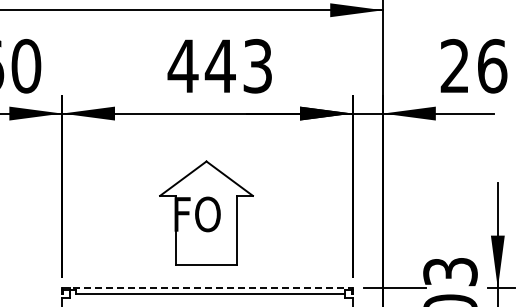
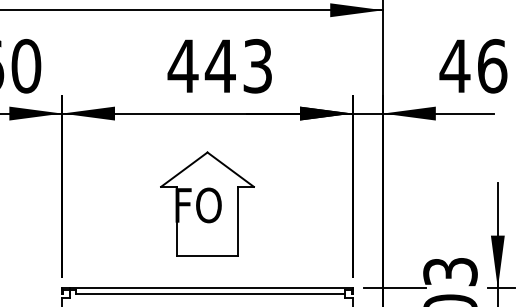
text: 26 -> 46 (454, 65)
part position: (206, 212) -> (207, 203) (207, 203)
line: dashed -> solid (208, 288)
